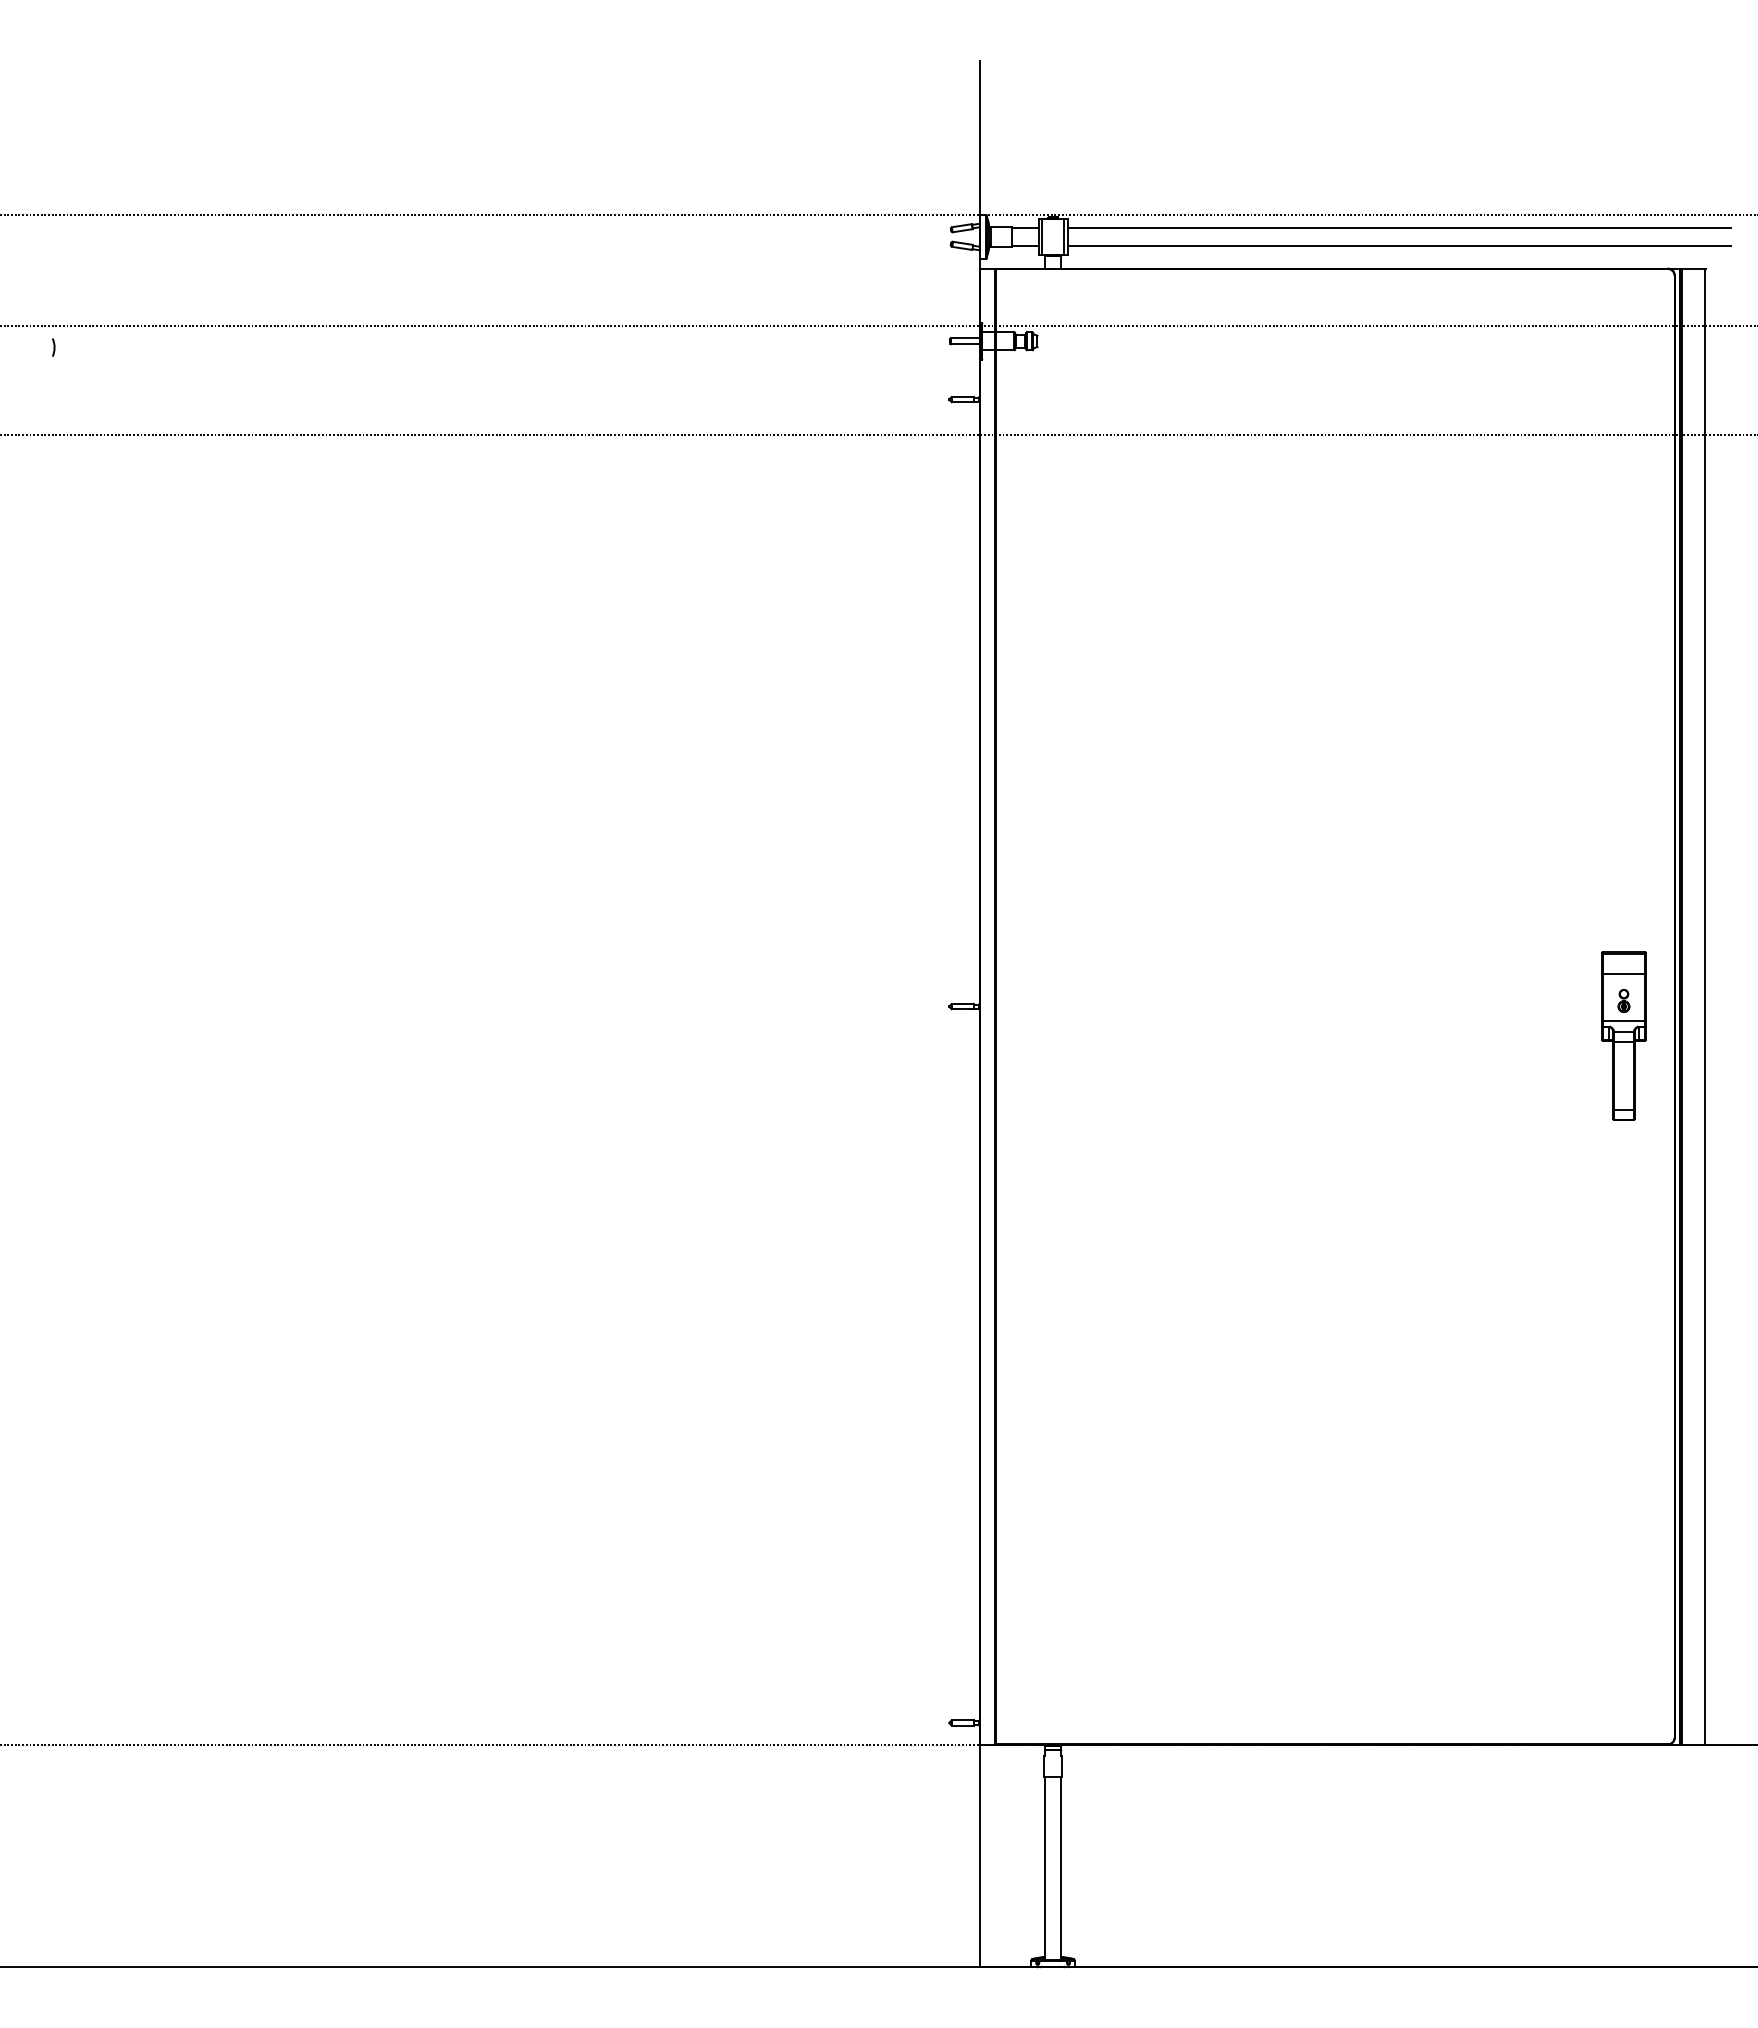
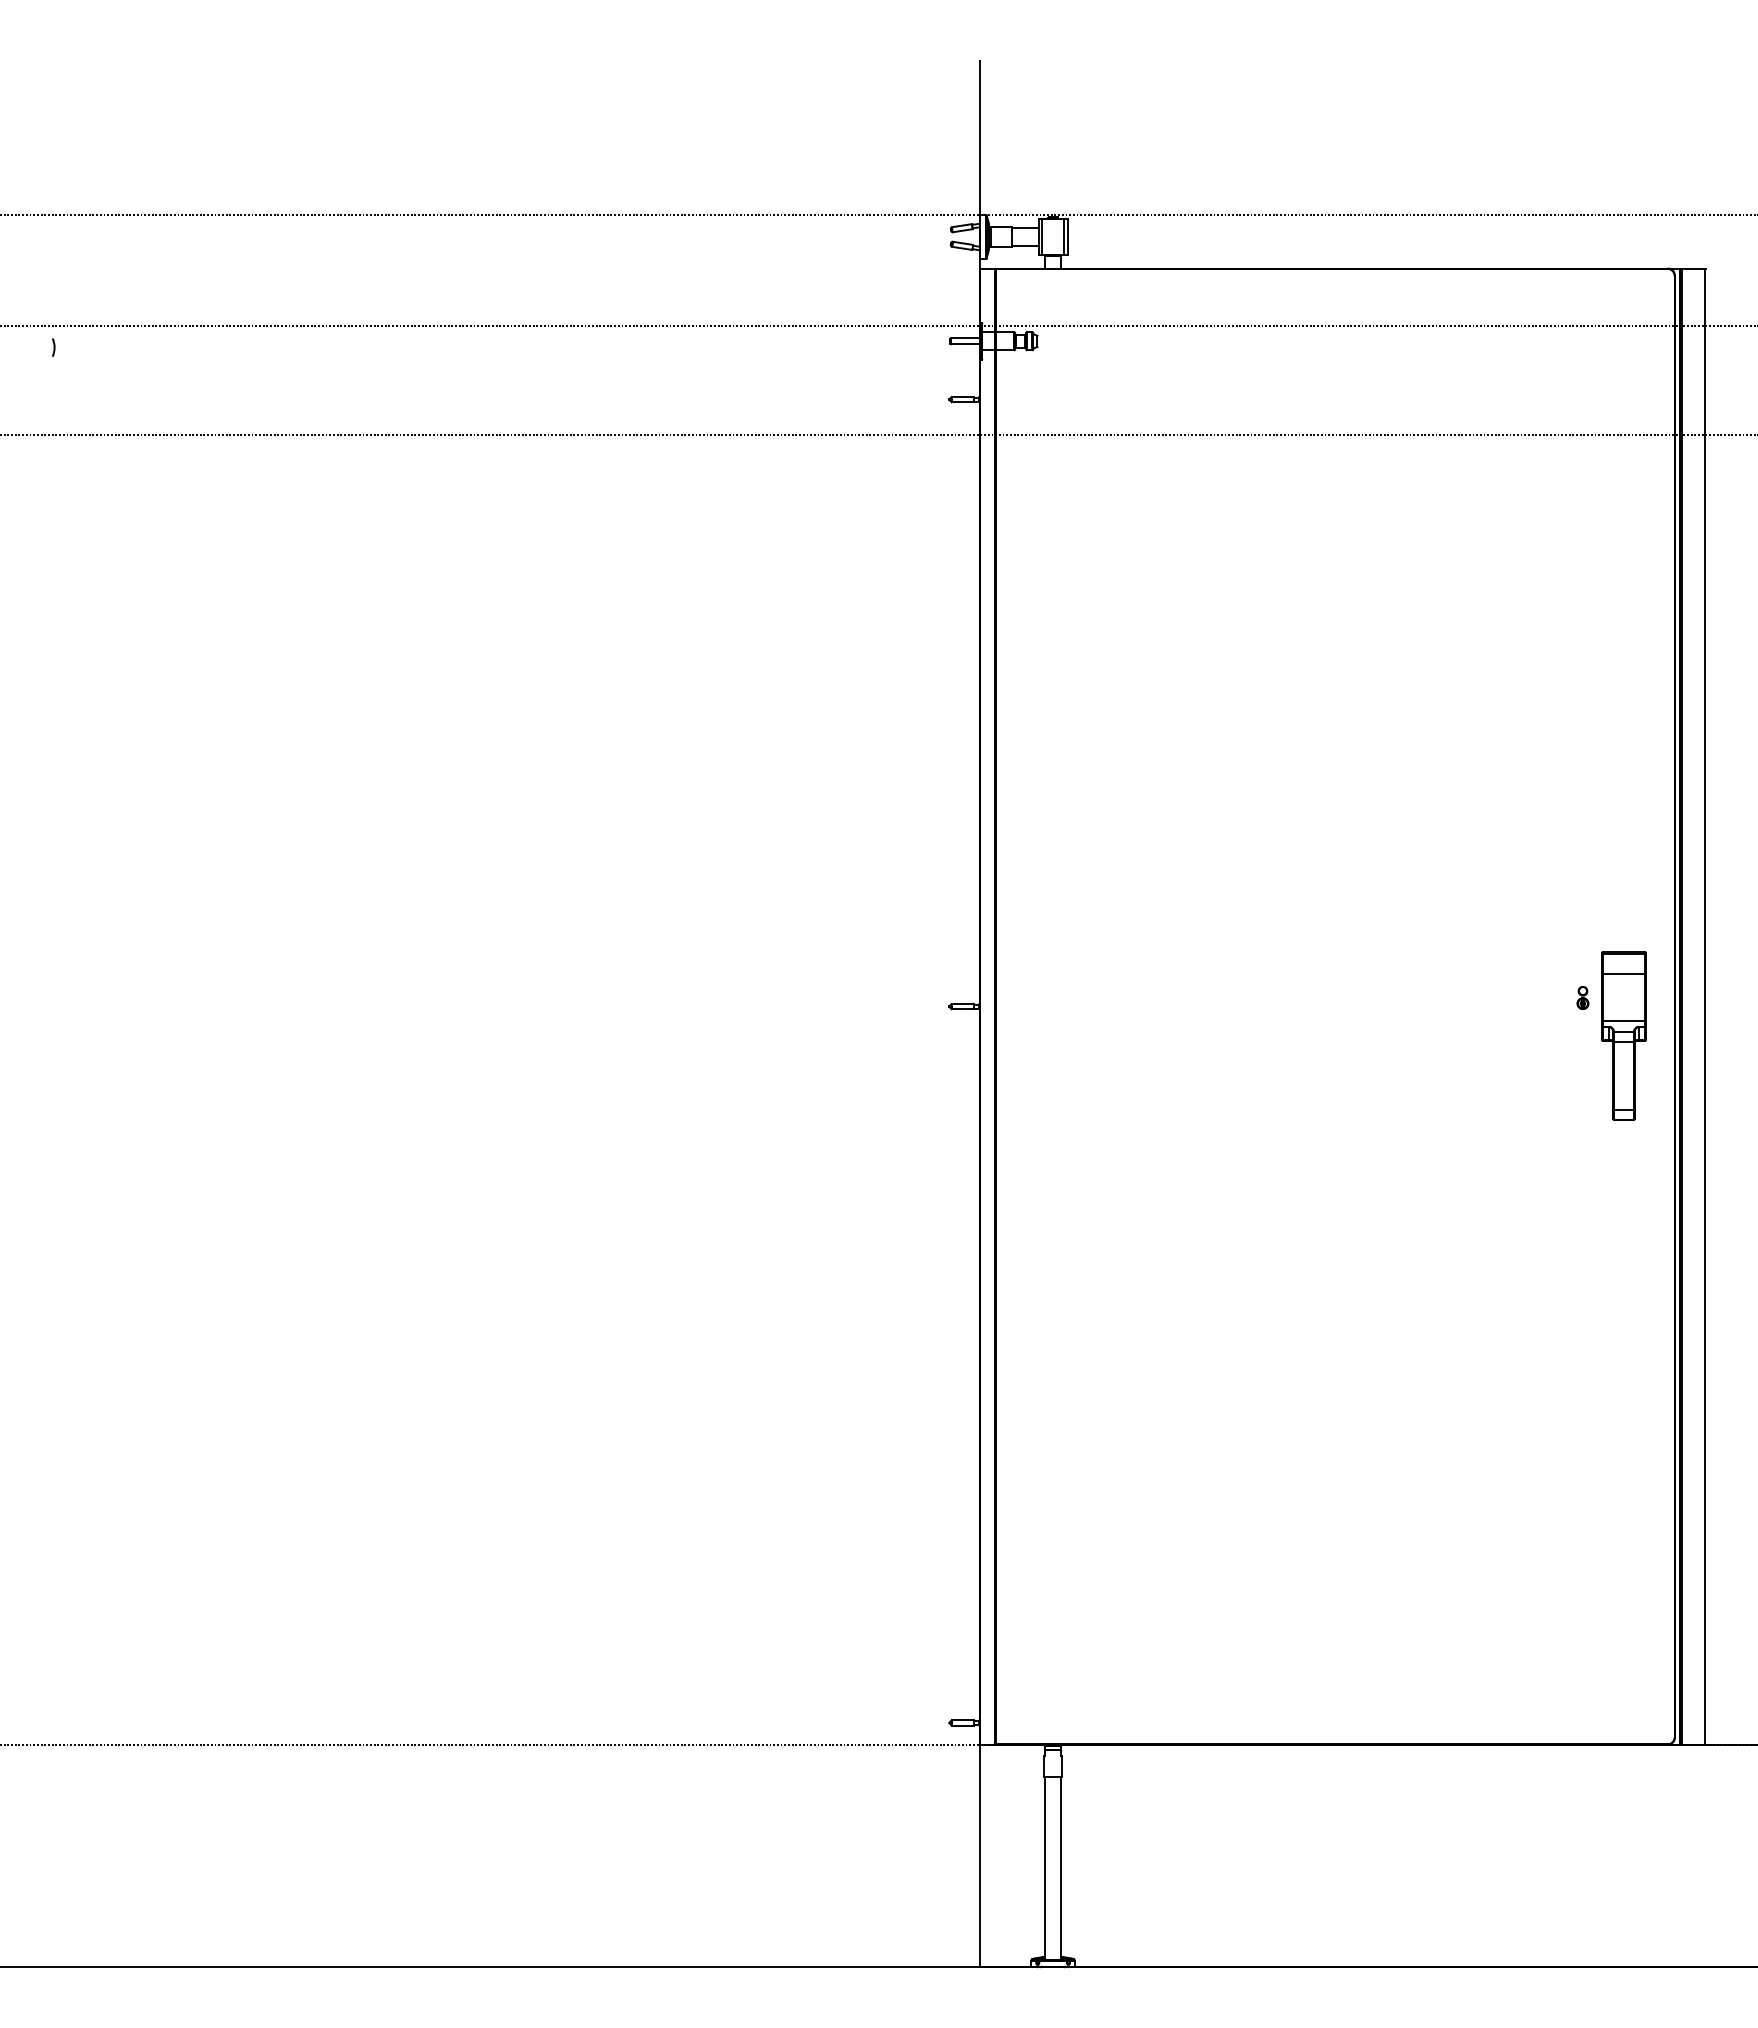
line: present -> none (1399, 227)
line: present -> none (1399, 246)
part position: (1623, 1000) -> (1582, 997) (1582, 997)
